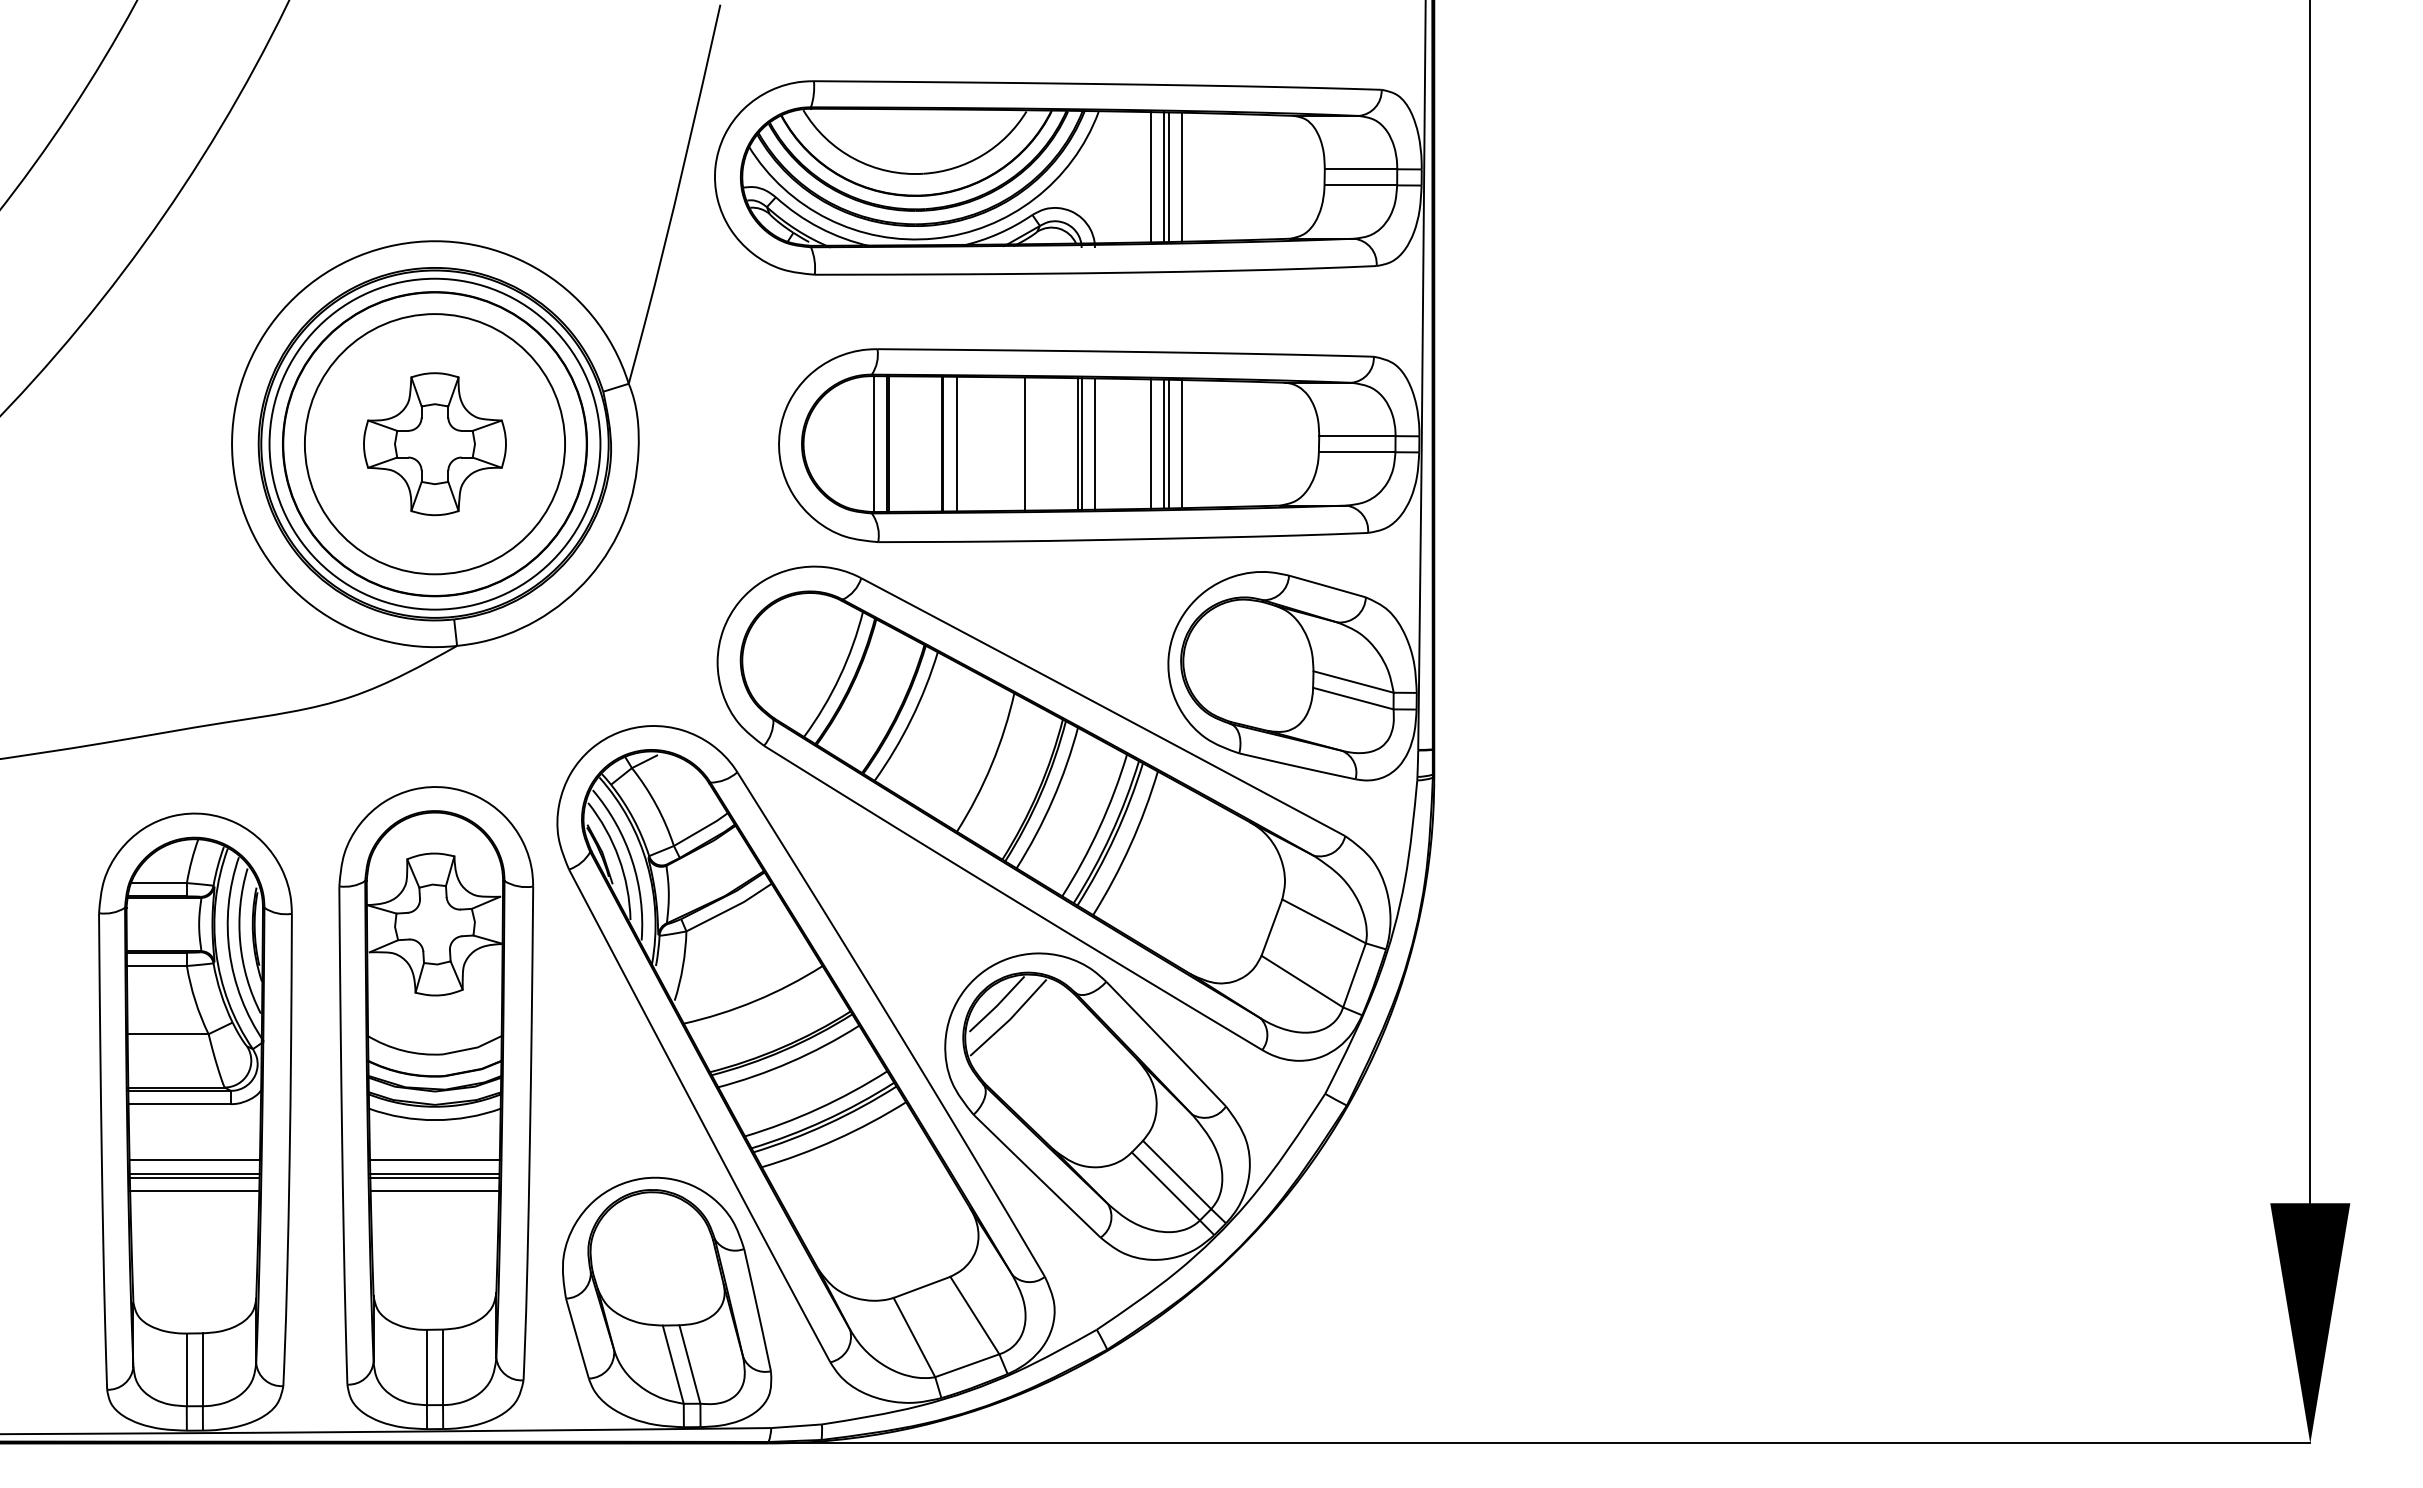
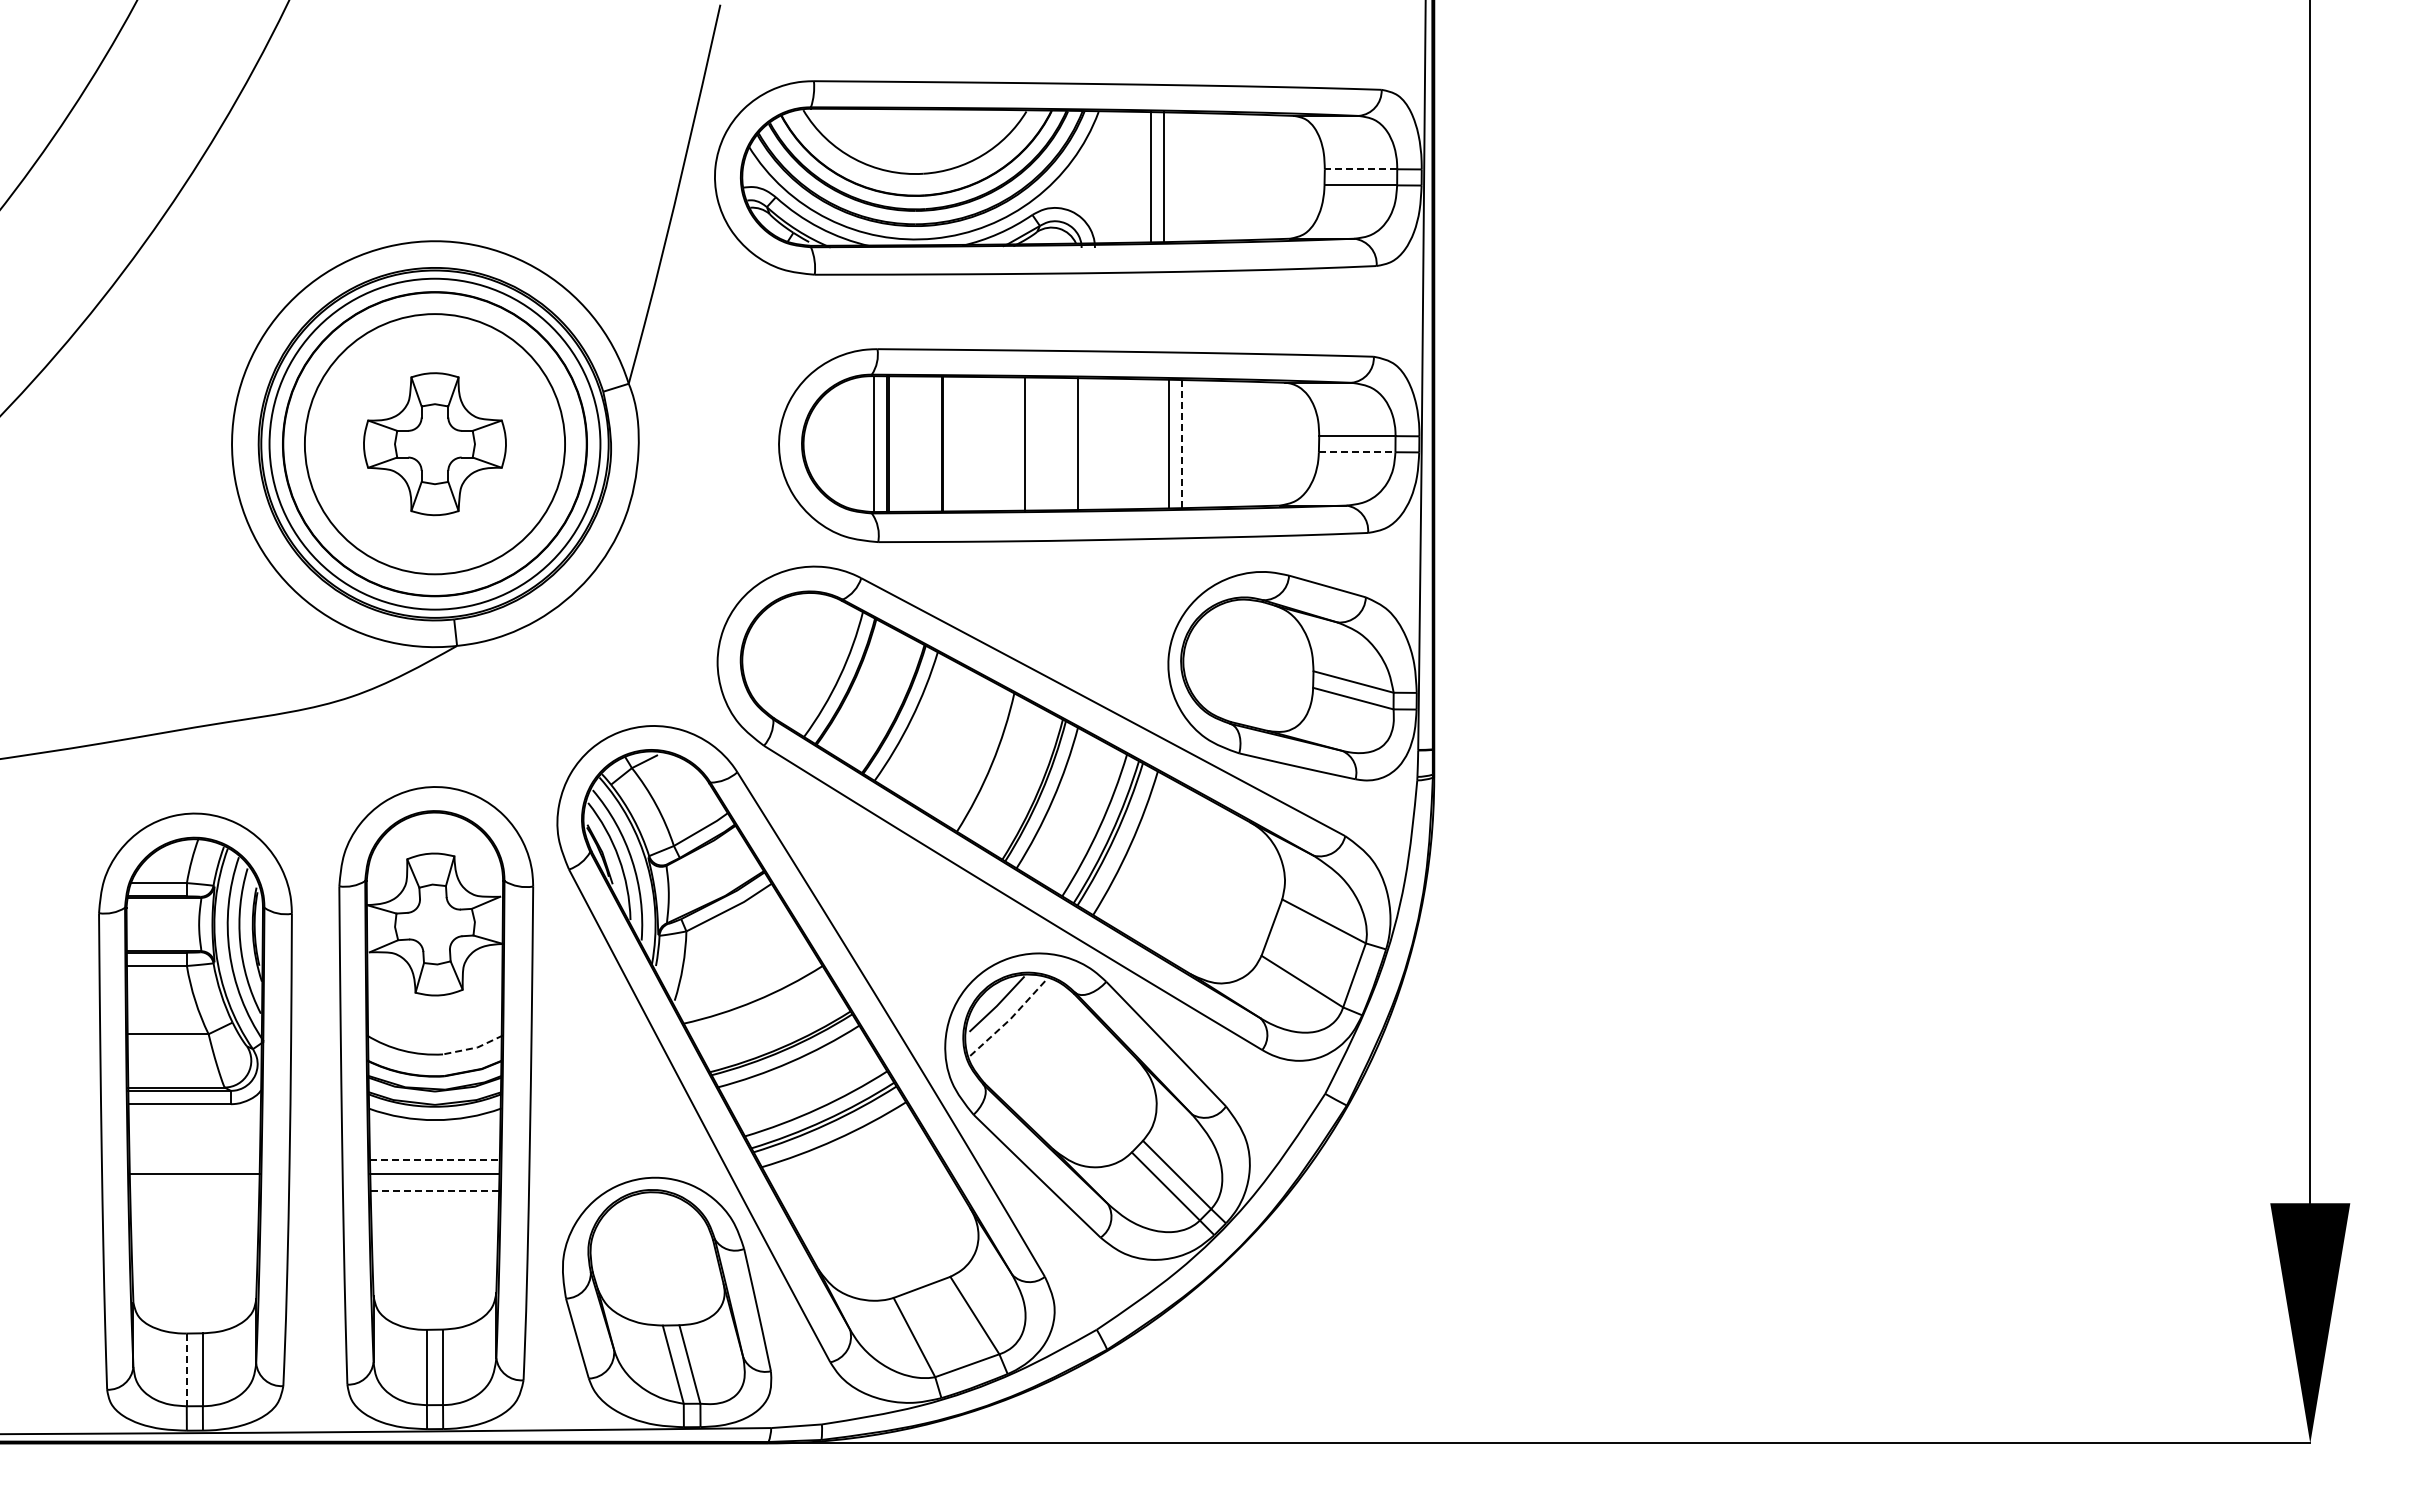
line: solid -> dashed (1360, 169)
line: present -> none (1168, 176)
line: present -> none (1182, 176)
line: present -> none (956, 443)
line: present -> none (1081, 443)
line: present -> none (1095, 443)
line: present -> none (1151, 443)
line: present -> none (1164, 443)
line: solid -> dashed (1182, 443)
line: solid -> dashed (1357, 452)
line: solid -> dashed (1010, 1019)
line: solid -> dashed (473, 1048)
line: present -> none (194, 1160)
line: solid -> dashed (434, 1160)
line: present -> none (194, 1178)
line: present -> none (434, 1178)
line: present -> none (194, 1191)
line: solid -> dashed (435, 1191)
line: solid -> dashed (186, 1370)
